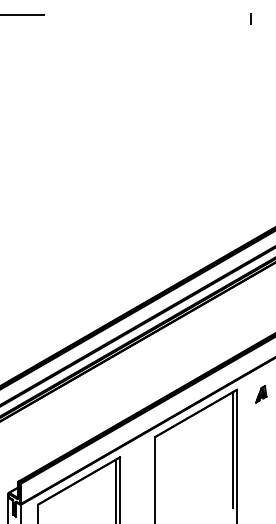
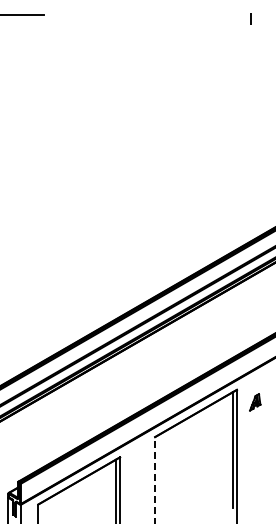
part position: (261, 394) -> (255, 402) (255, 402)
line: solid -> dashed (155, 479)
